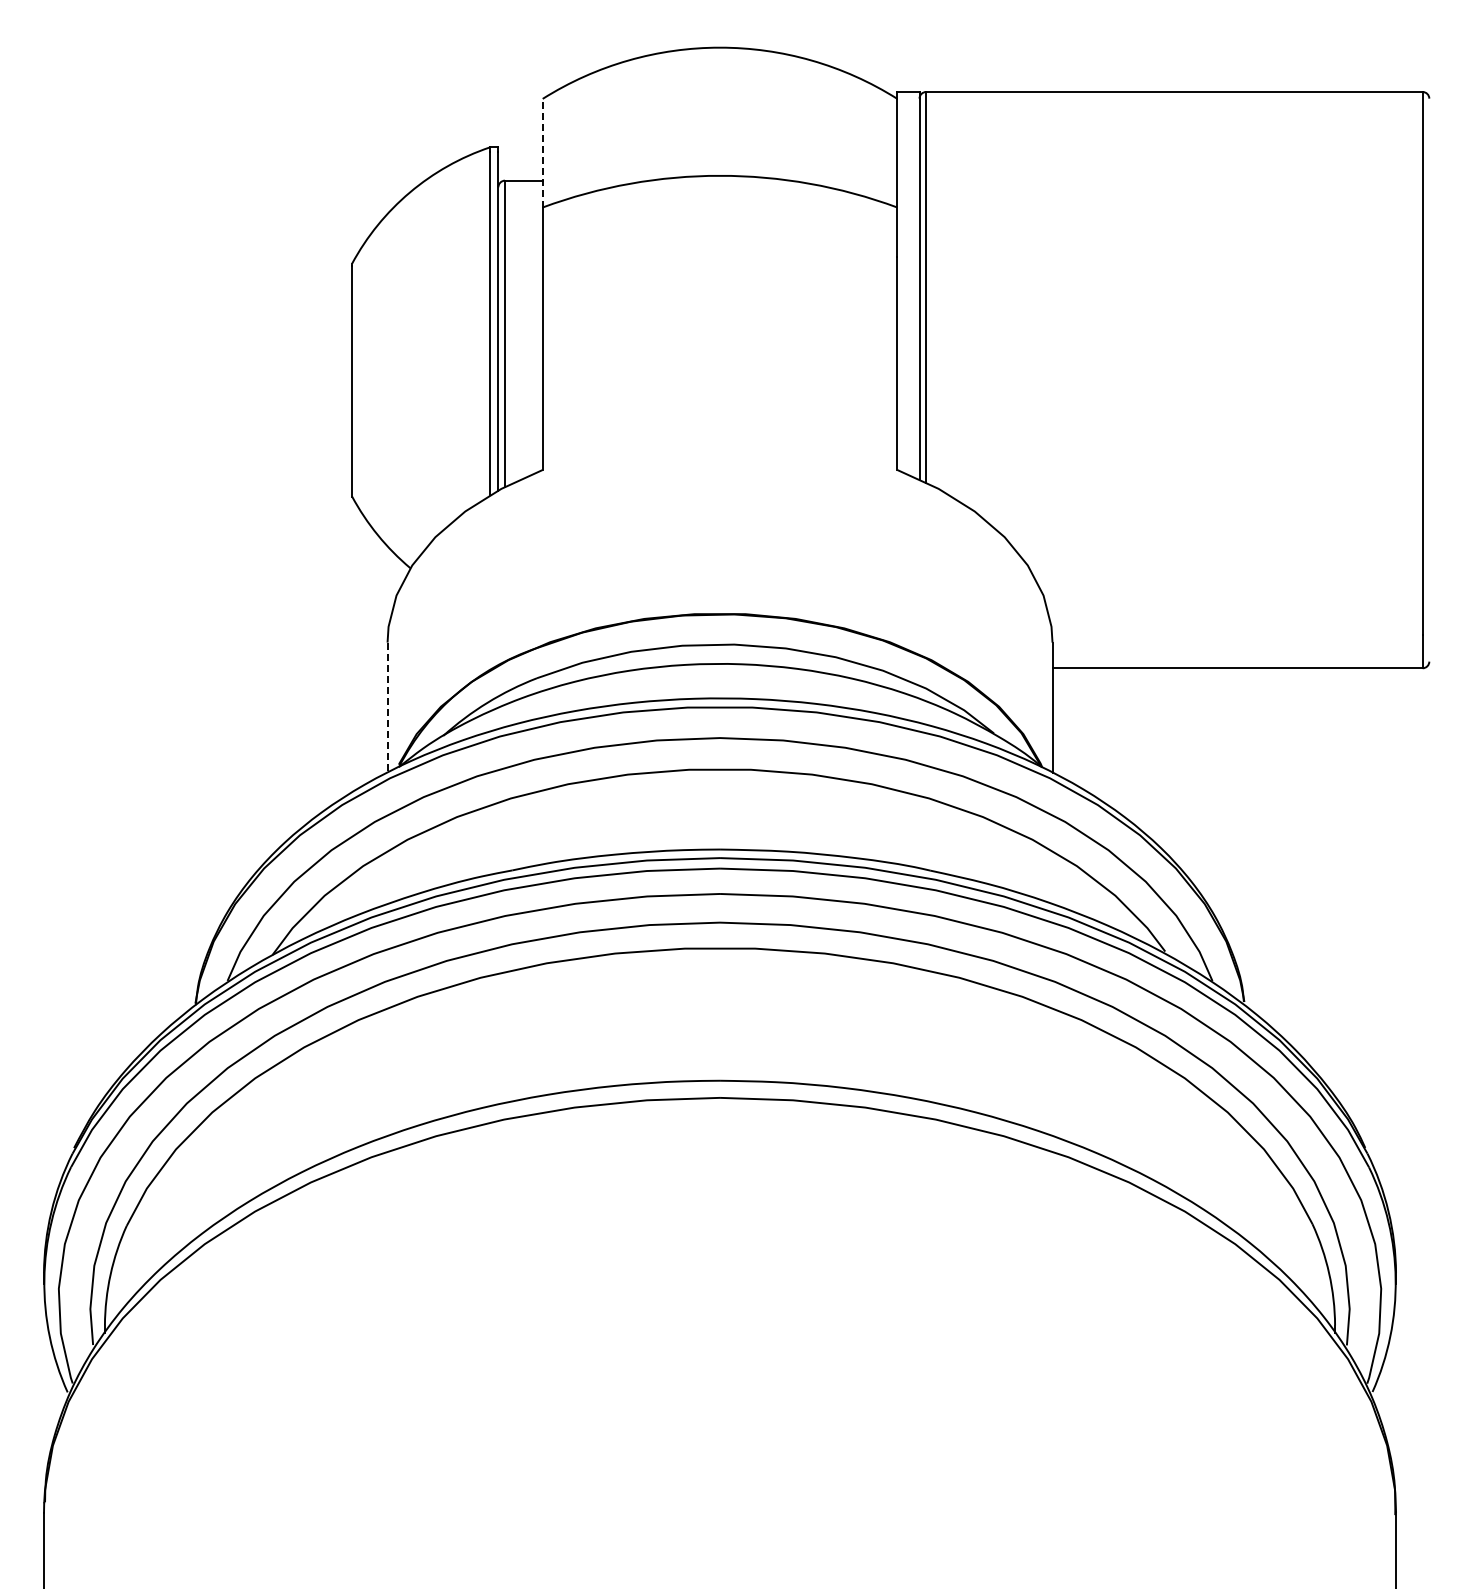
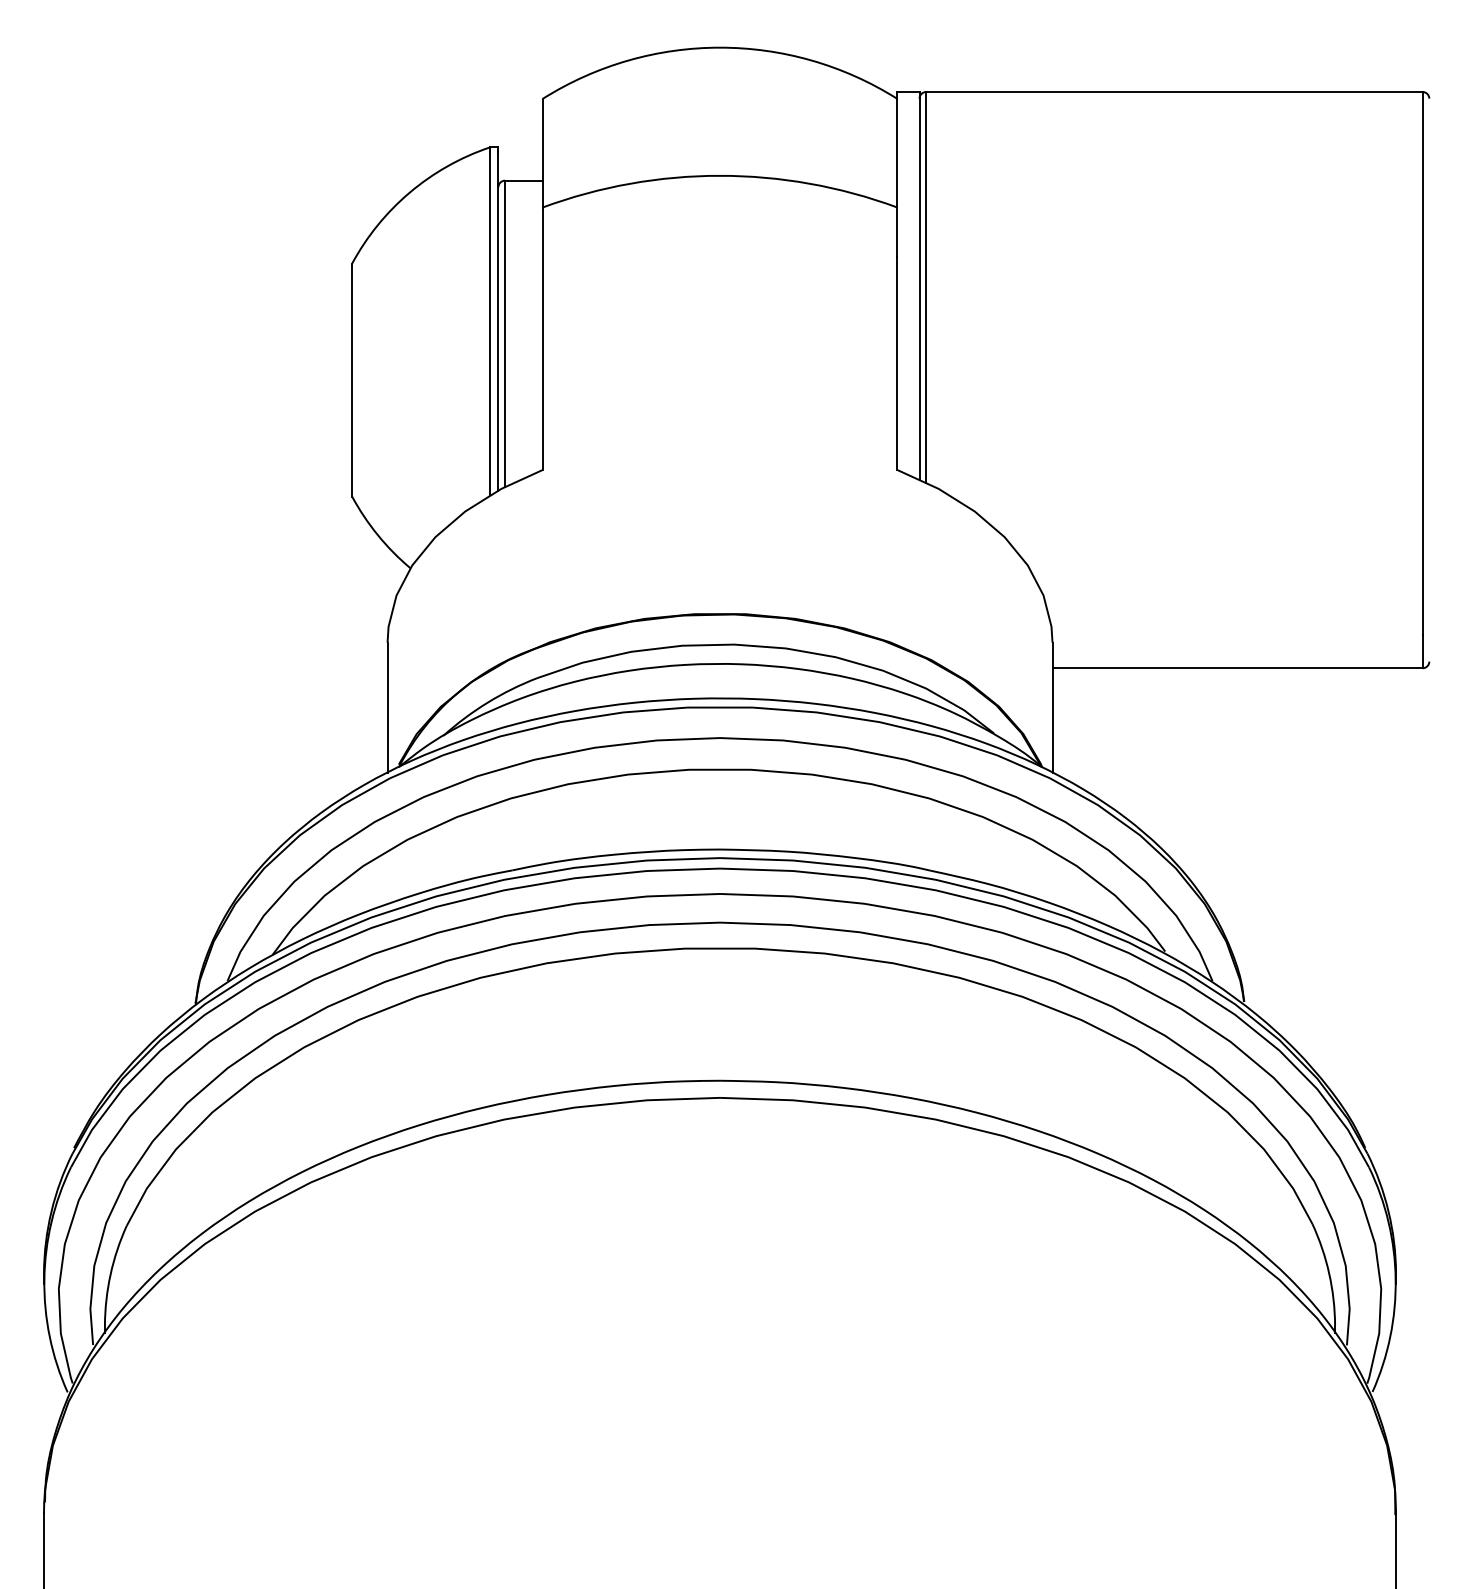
line: dashed -> solid (542, 152)
line: dashed -> solid (387, 708)
